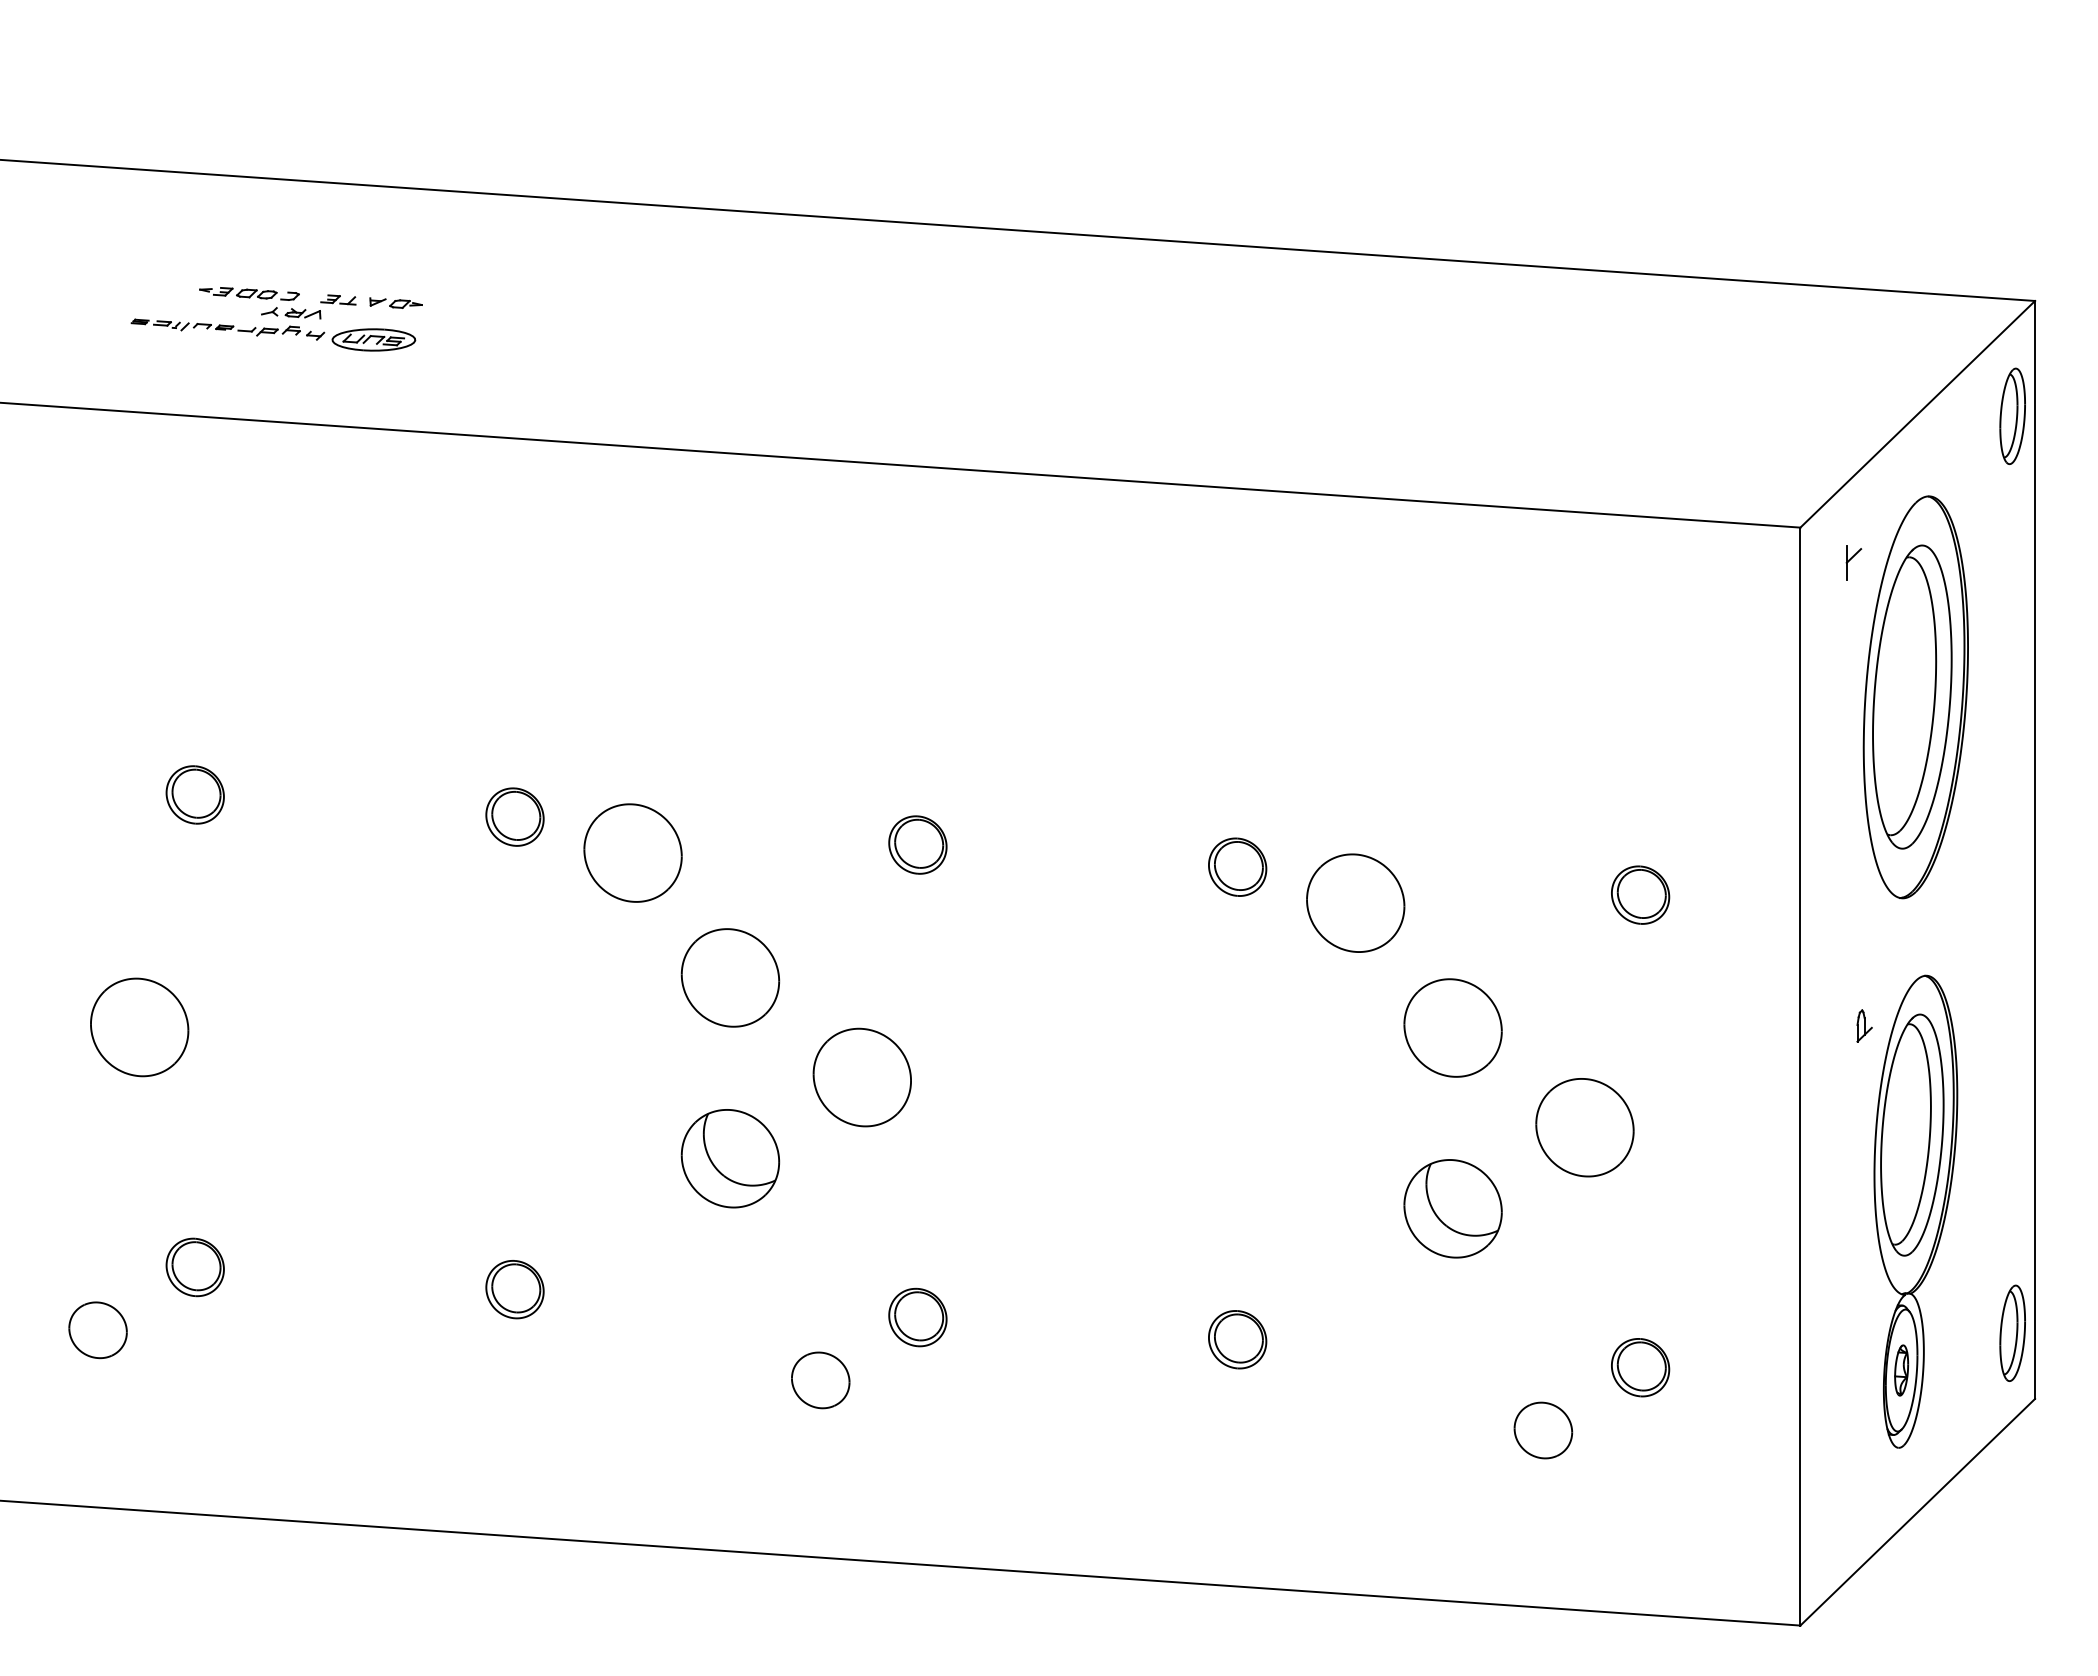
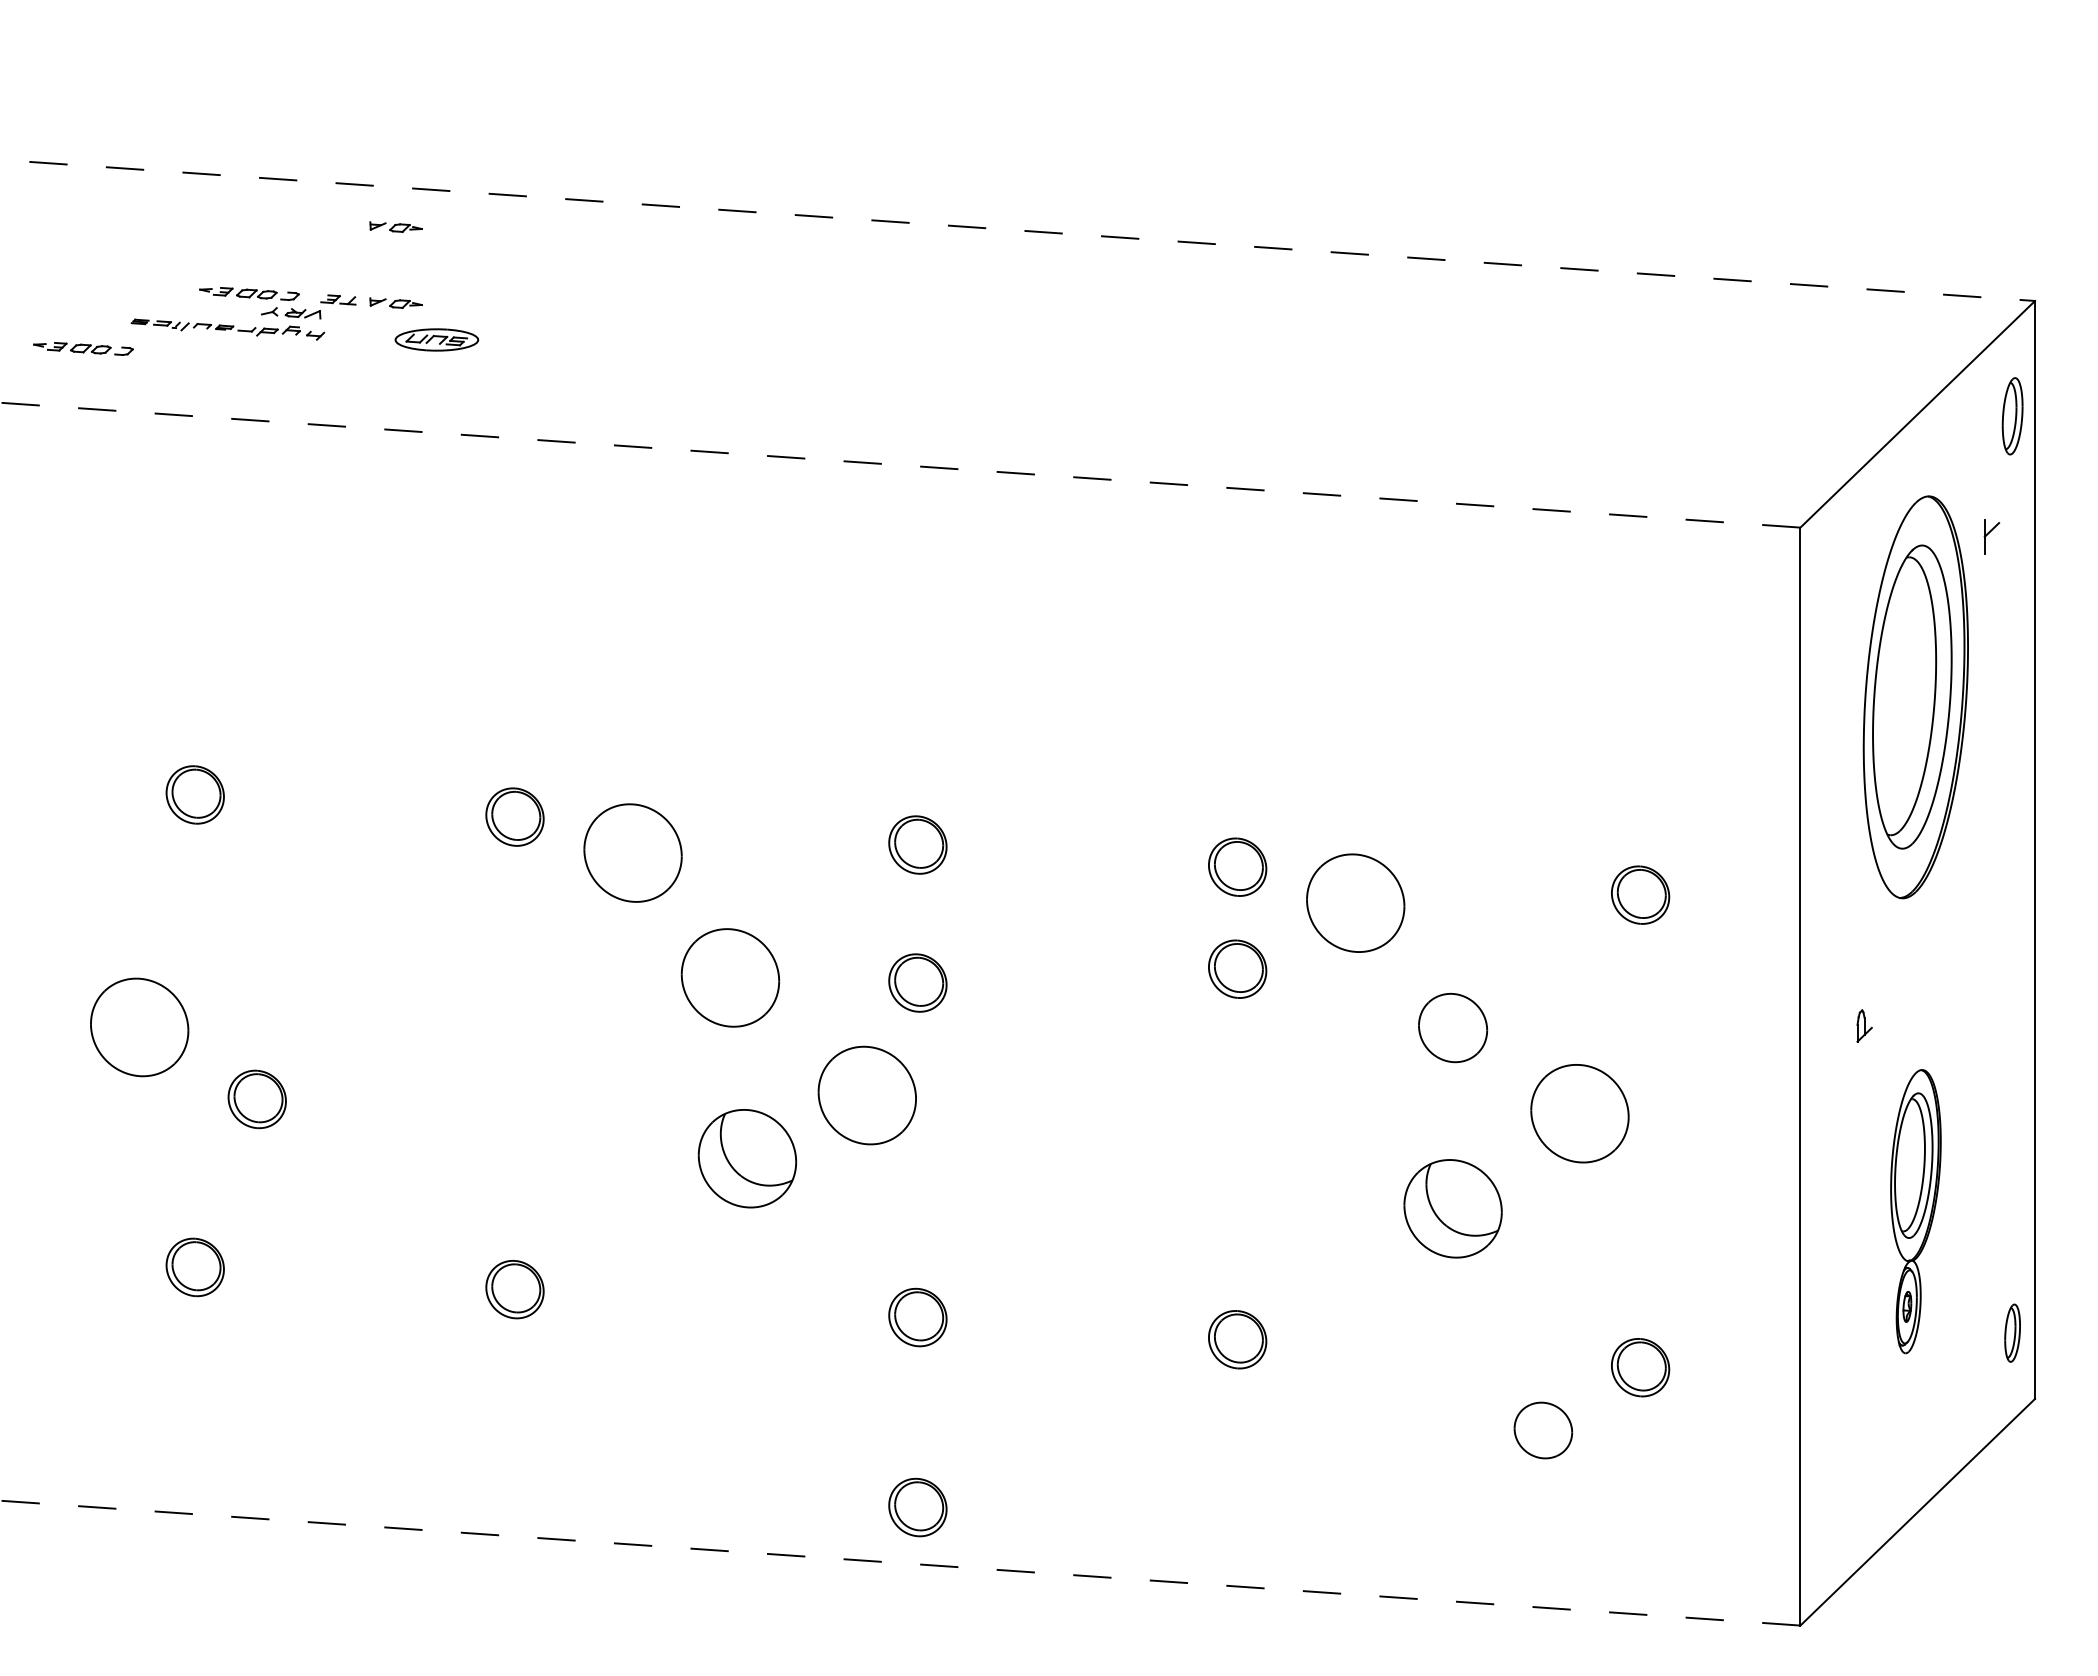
part: none -> present (395, 226)
line: solid -> dashed (1017, 230)
part position: (373, 339) -> (436, 339) (436, 339)
part: none -> present (83, 348)
part size: 27x98 px -> 23x79 px (2012, 416)
line: solid -> dashed (900, 465)
part position: (1853, 562) -> (1991, 536) (1991, 536)
part: none -> present (1237, 968)
part: none -> present (917, 982)
part size: 100x100 px -> 71x71 px (1453, 1028)
part position: (861, 1077) -> (866, 1095) (866, 1095)
part: none -> present (256, 1099)
part position: (1584, 1127) -> (1579, 1113) (1579, 1113)
part position: (730, 1158) -> (747, 1158) (747, 1158)
part size: 86x475 px -> 52x286 px (1915, 1211)
part: present -> none (97, 1330)
part size: 27x98 px -> 17x60 px (2012, 1332)
part: present -> none (820, 1380)
part: none -> present (917, 1507)
line: solid -> dashed (900, 1563)
